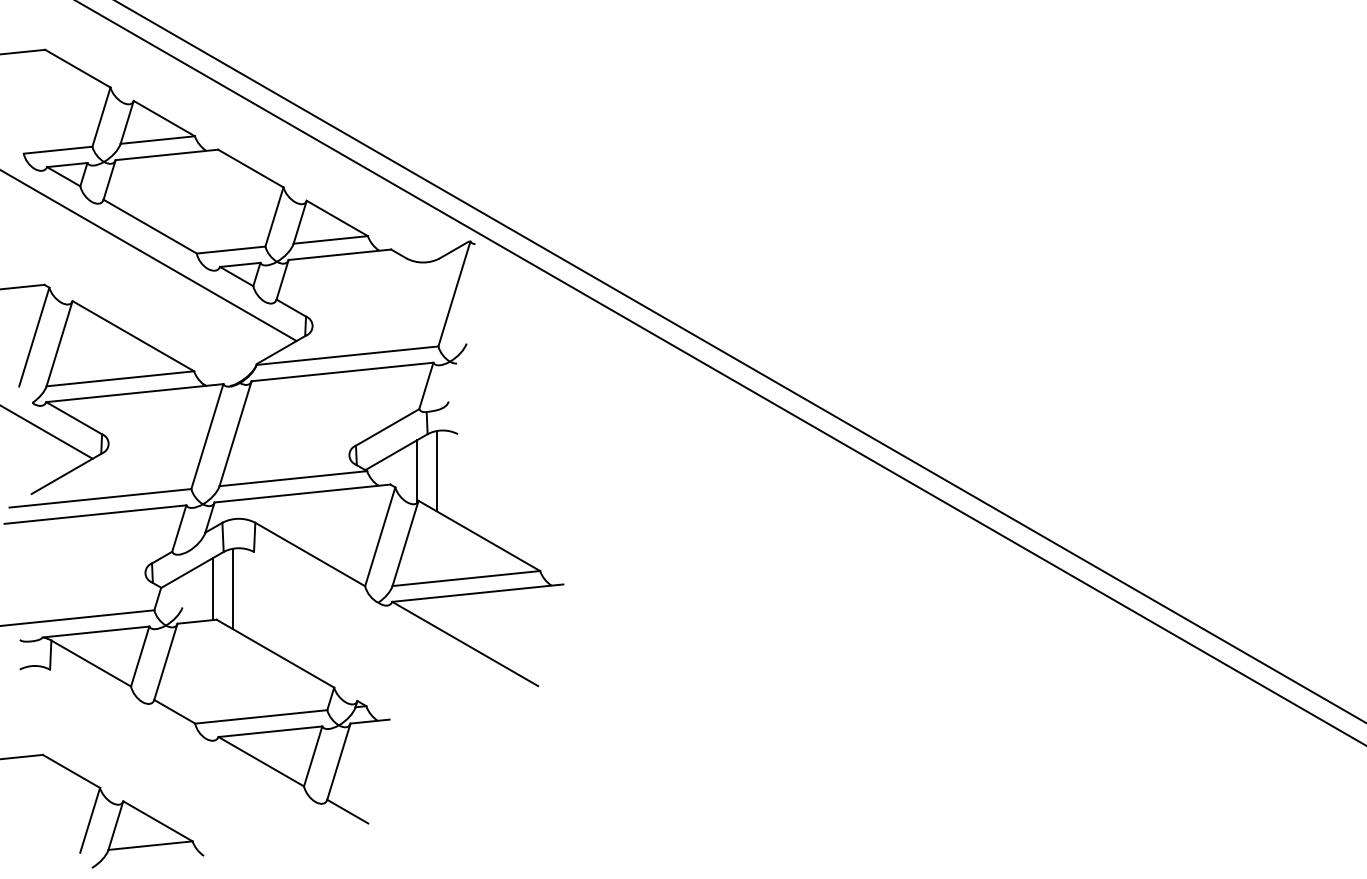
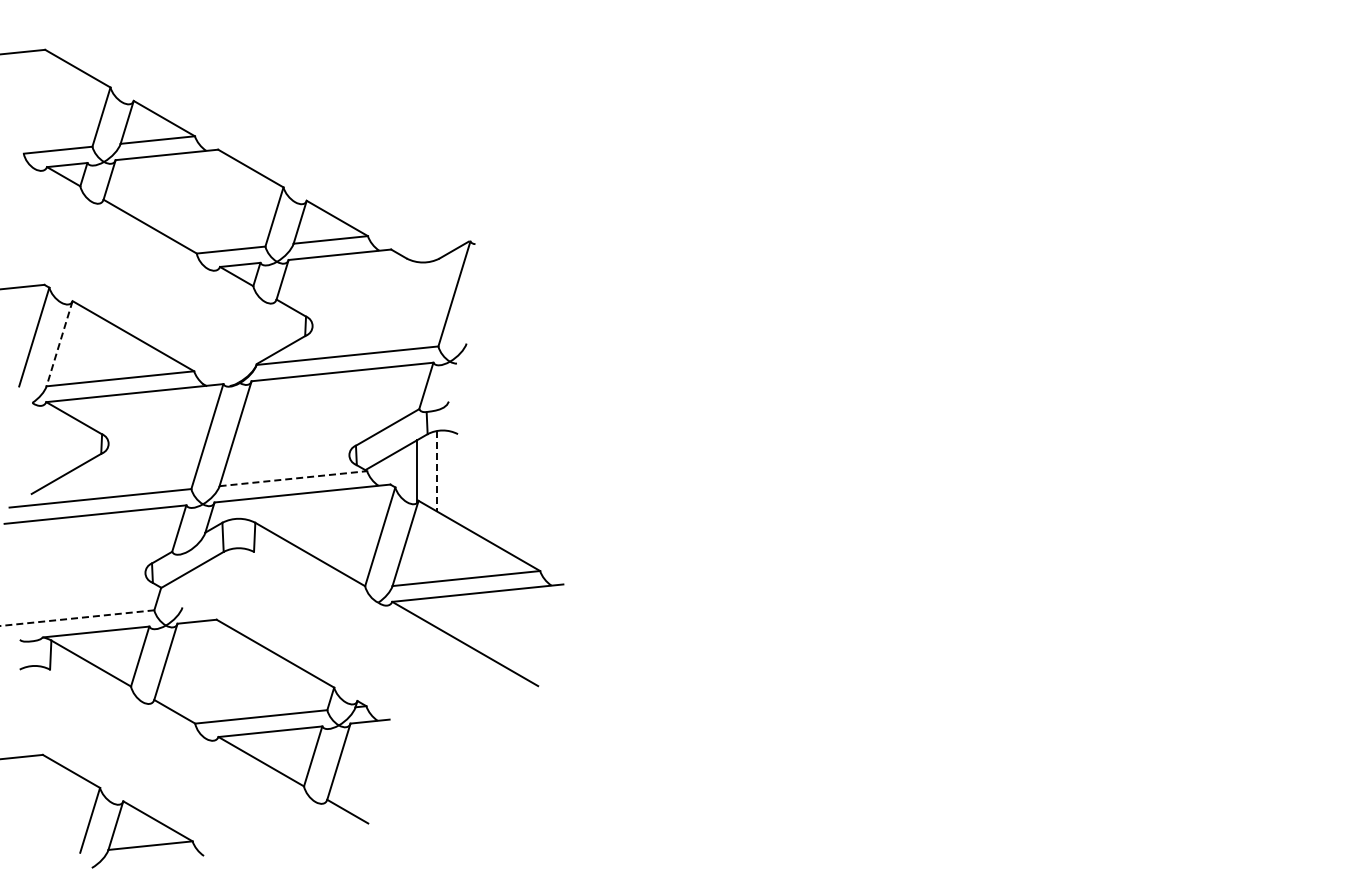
line: present -> none (149, 256)
line: solid -> dashed (59, 343)
line: present -> none (740, 361)
line: present -> none (720, 373)
line: present -> none (47, 432)
line: solid -> dashed (436, 471)
line: solid -> dashed (293, 478)
line: present -> none (213, 588)
line: present -> none (232, 588)
line: solid -> dashed (77, 618)
